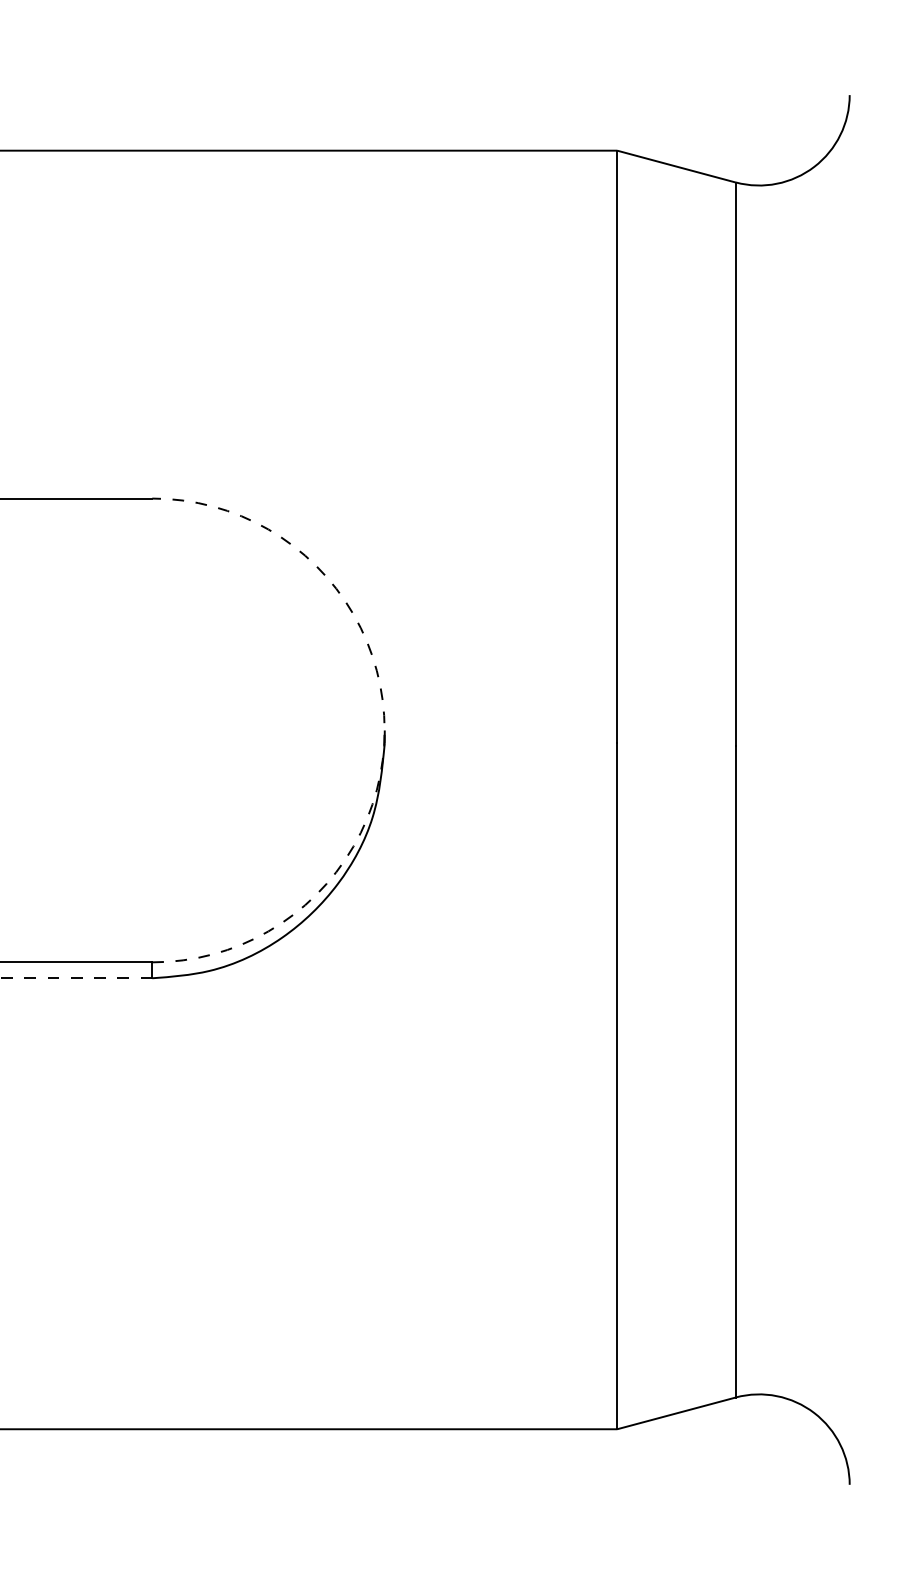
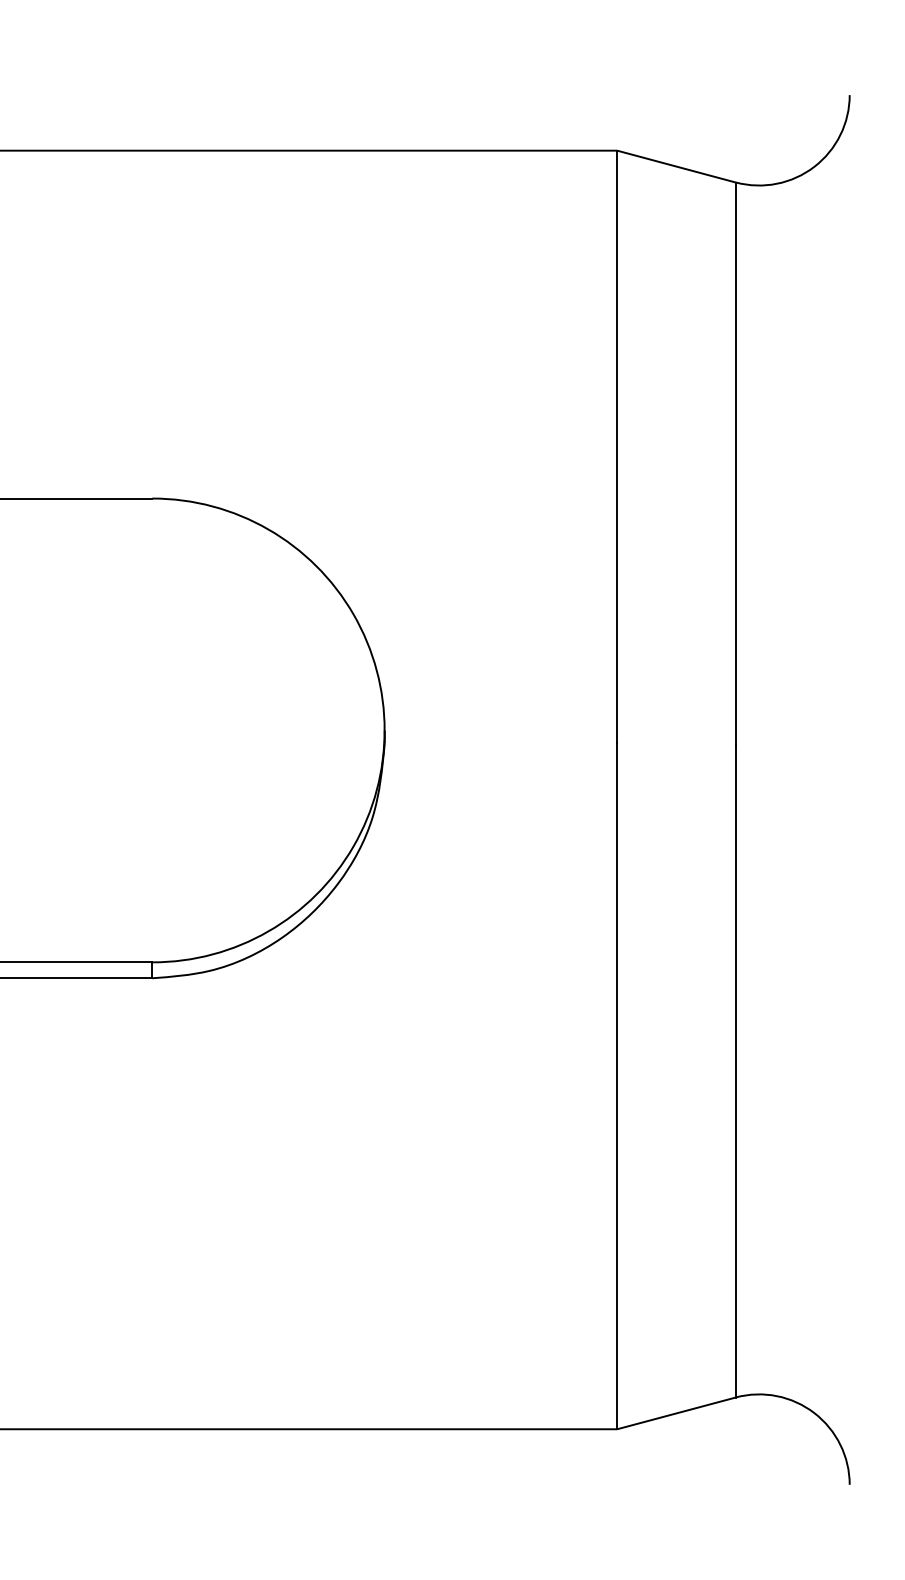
arc: dashed -> solid (384, 730)
line: dashed -> solid (76, 978)
